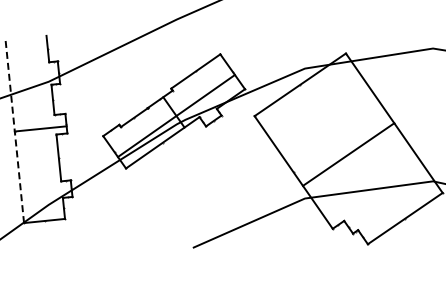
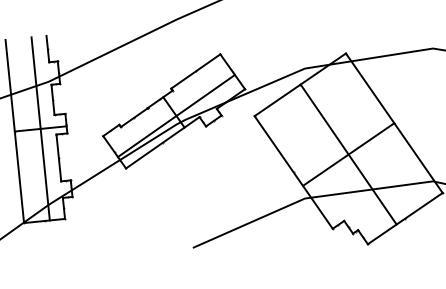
line: none -> present (40, 128)
line: dashed -> solid (14, 131)
line: none -> present (348, 154)
